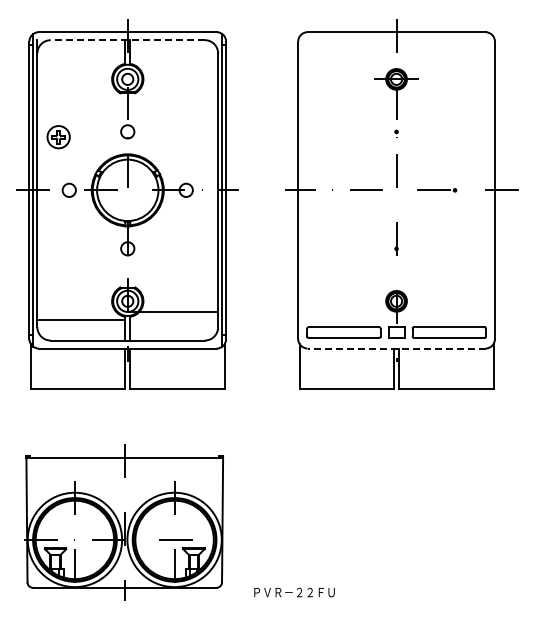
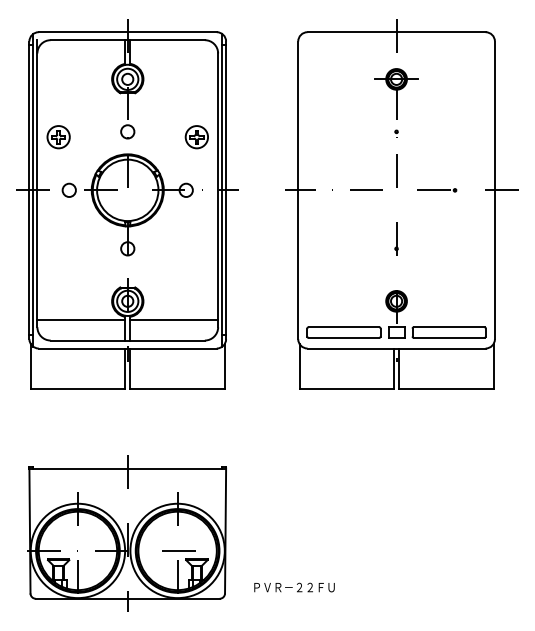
line: dashed -> solid (127, 40)
part: none -> present (196, 137)
line position: (174, 311) -> (174, 319) (174, 319)
line: dashed -> solid (396, 348)
part position: (123, 522) -> (126, 533) (126, 533)
text position: (294, 592) -> (294, 587) (294, 587)
